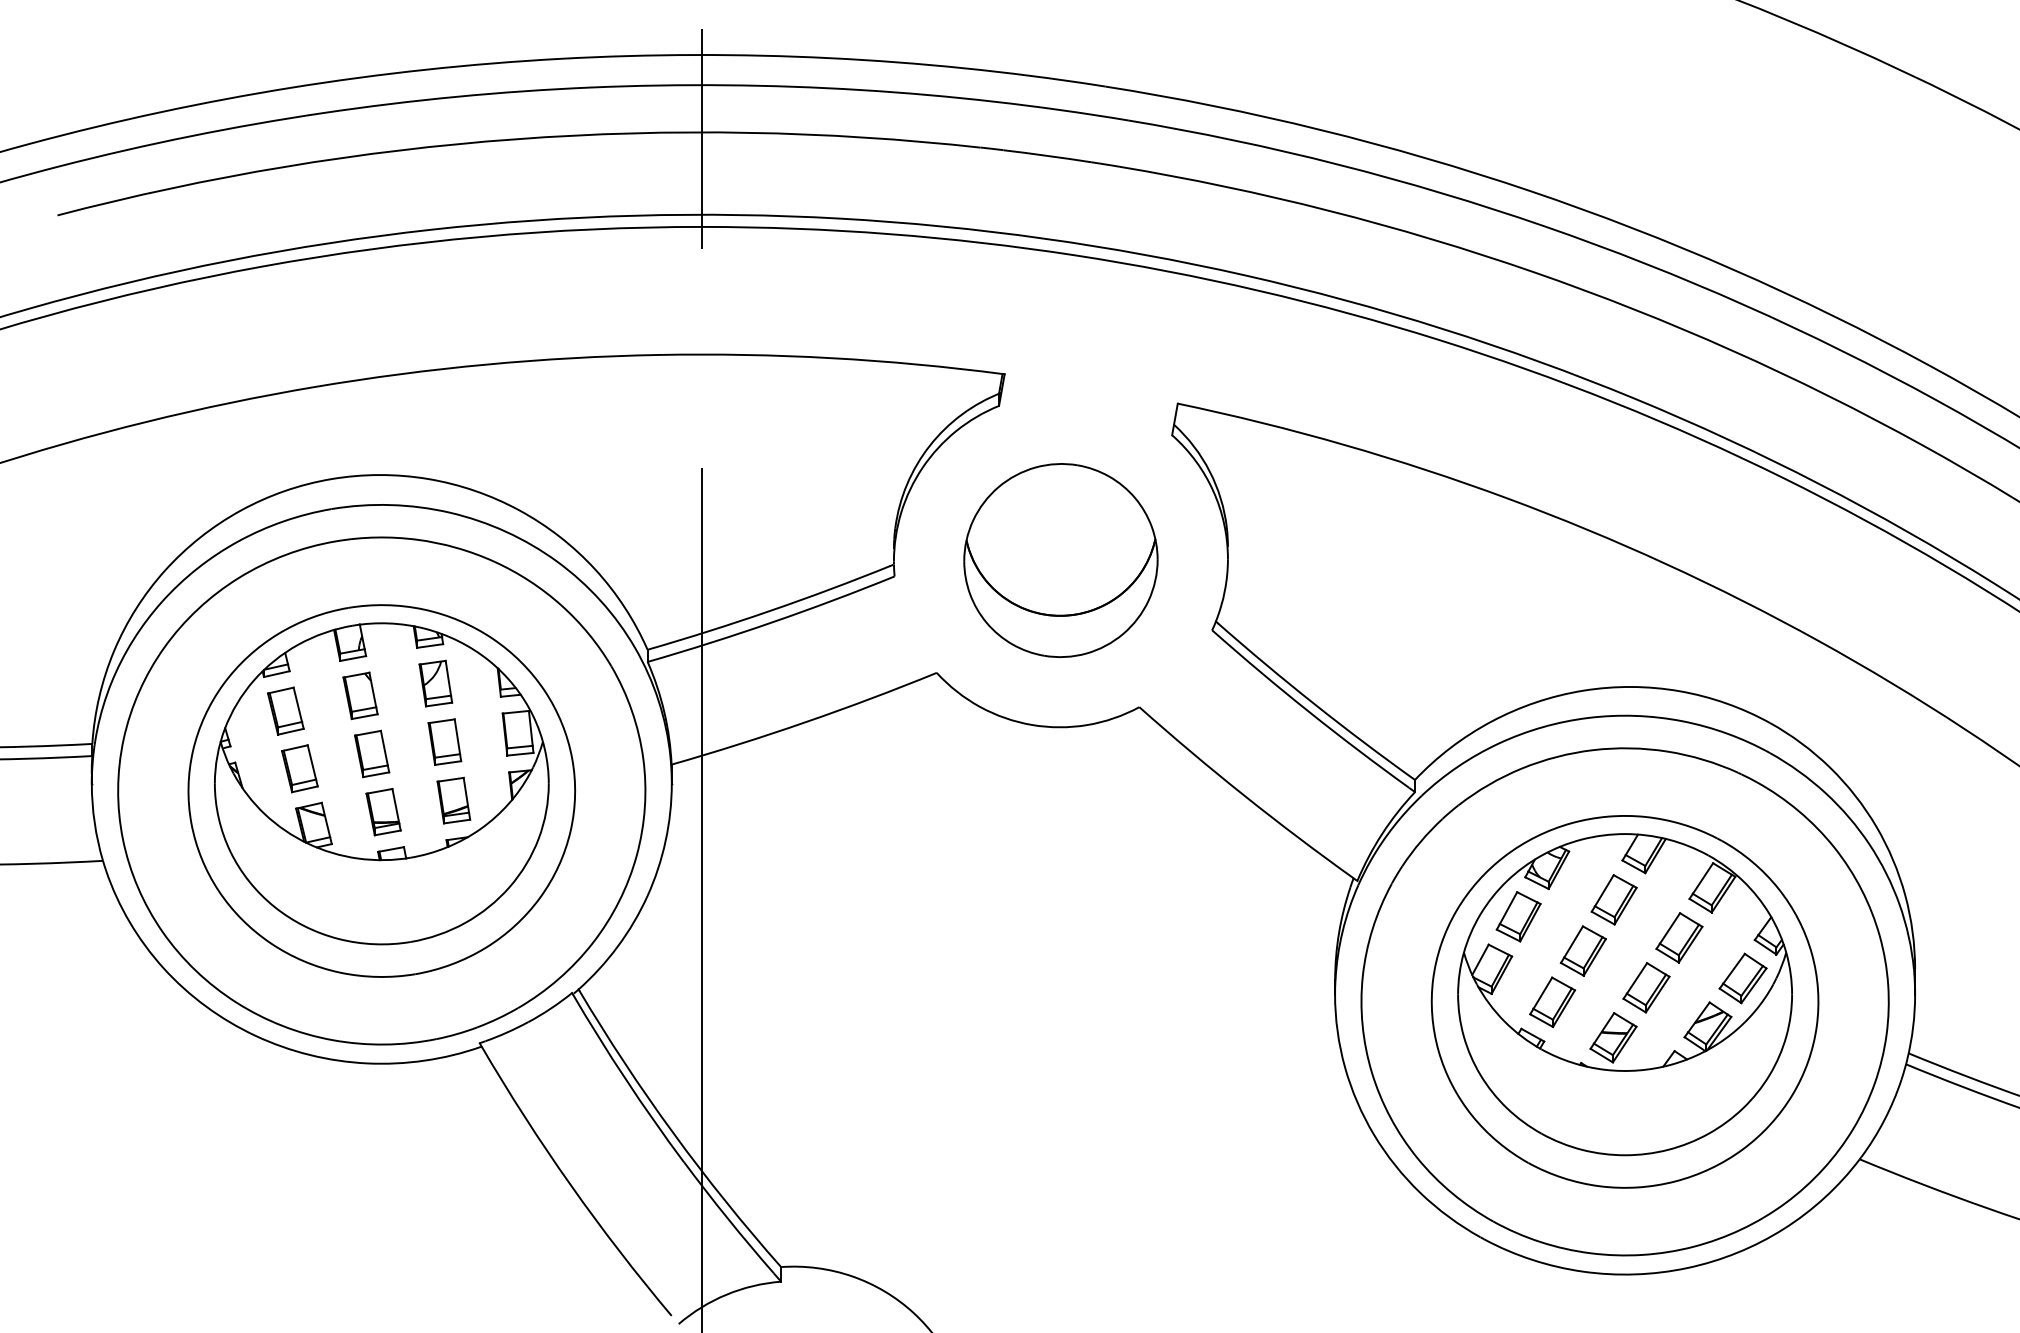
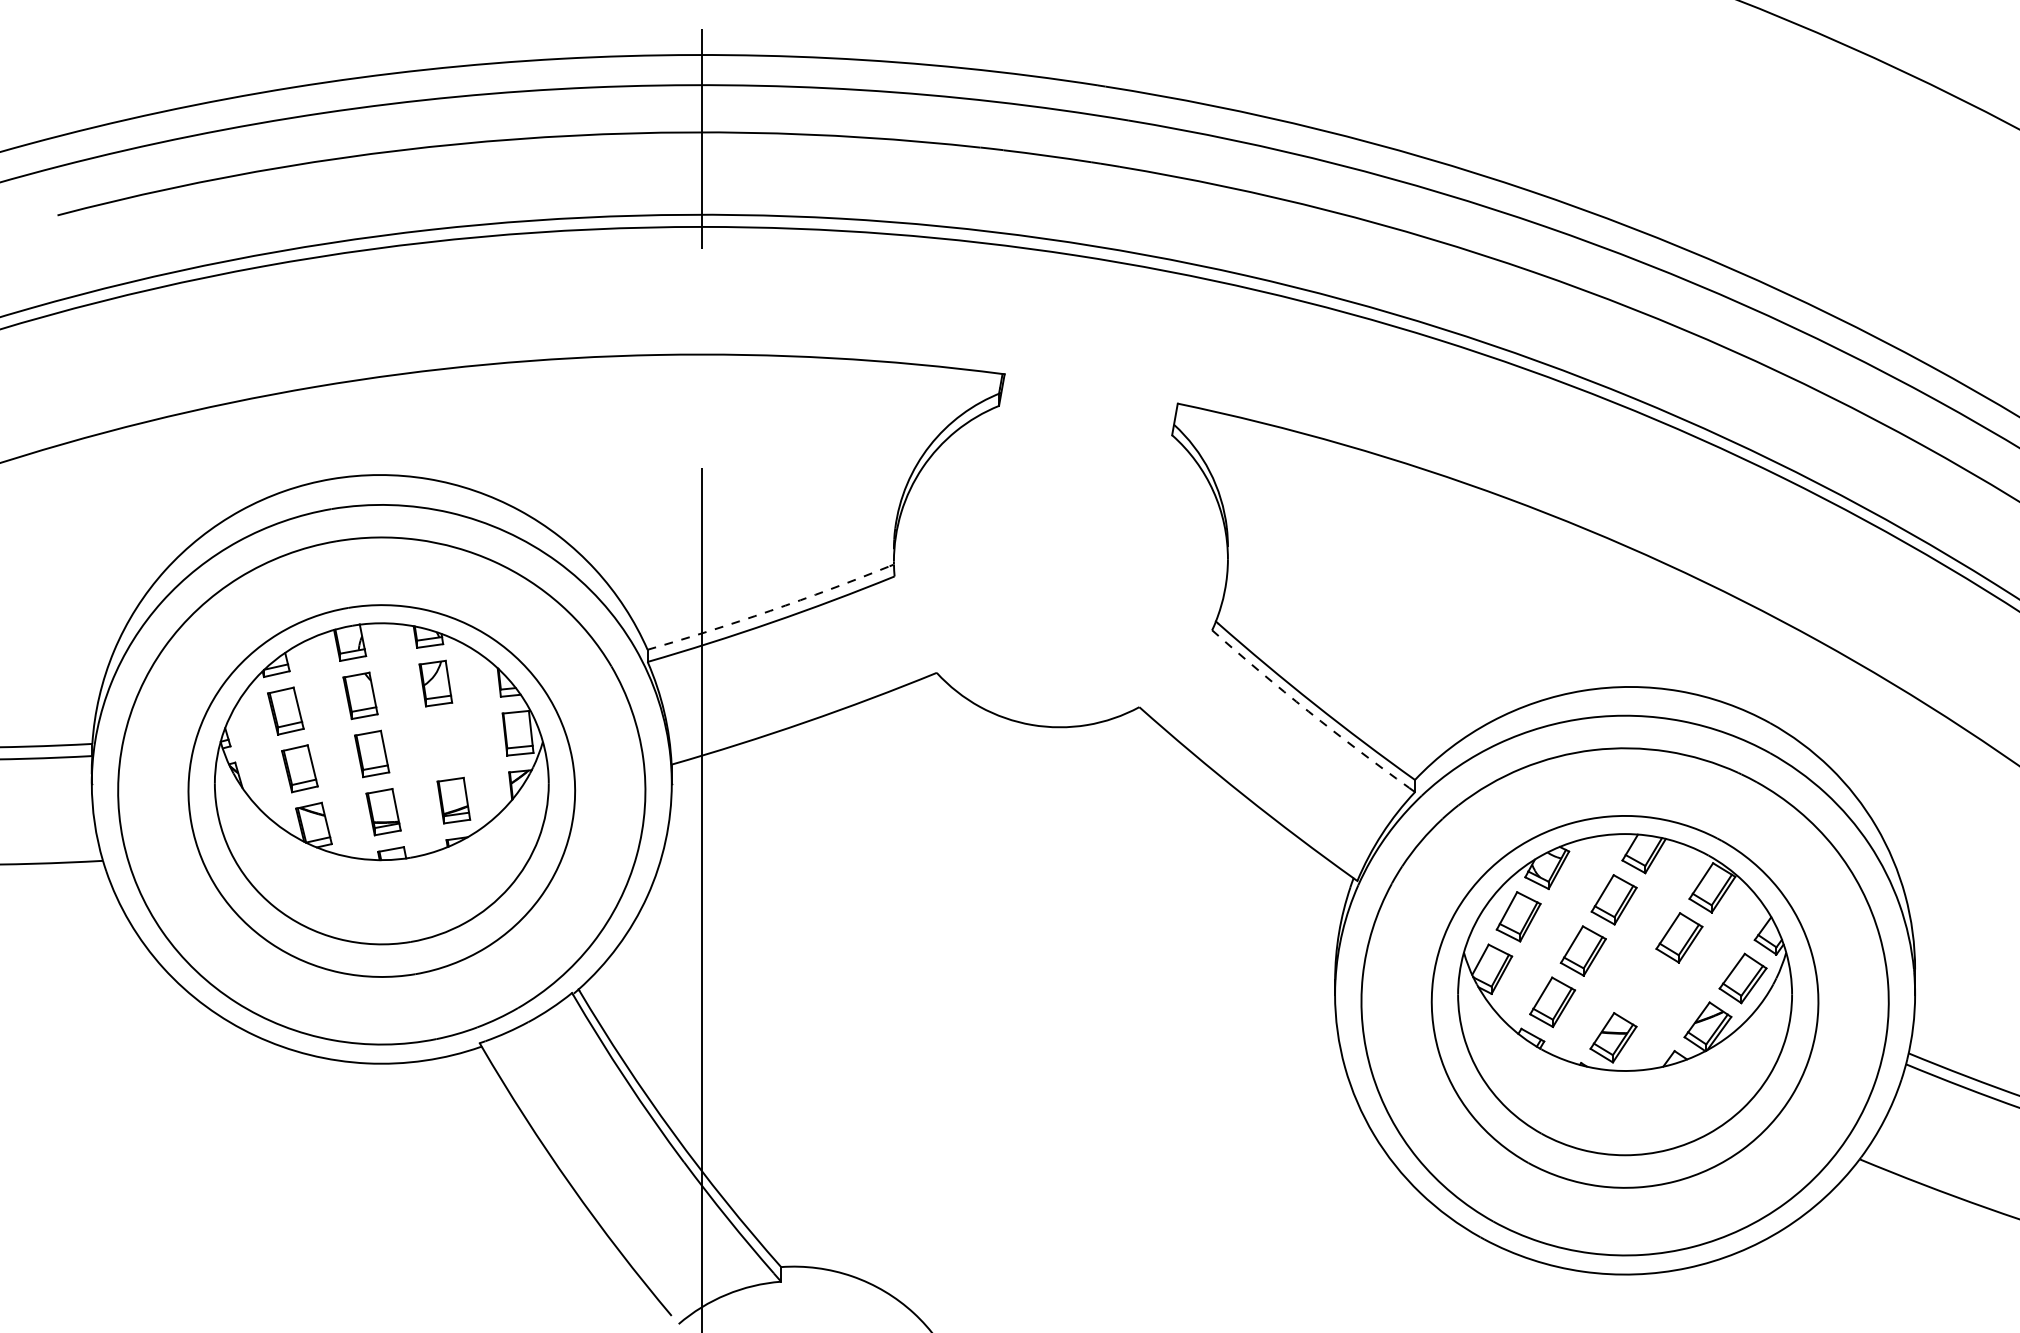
part: present -> none (1060, 560)
arc: solid -> dashed (770, 610)
arc: solid -> dashed (1308, 711)
part: present -> none (444, 741)
part: present -> none (1646, 987)
